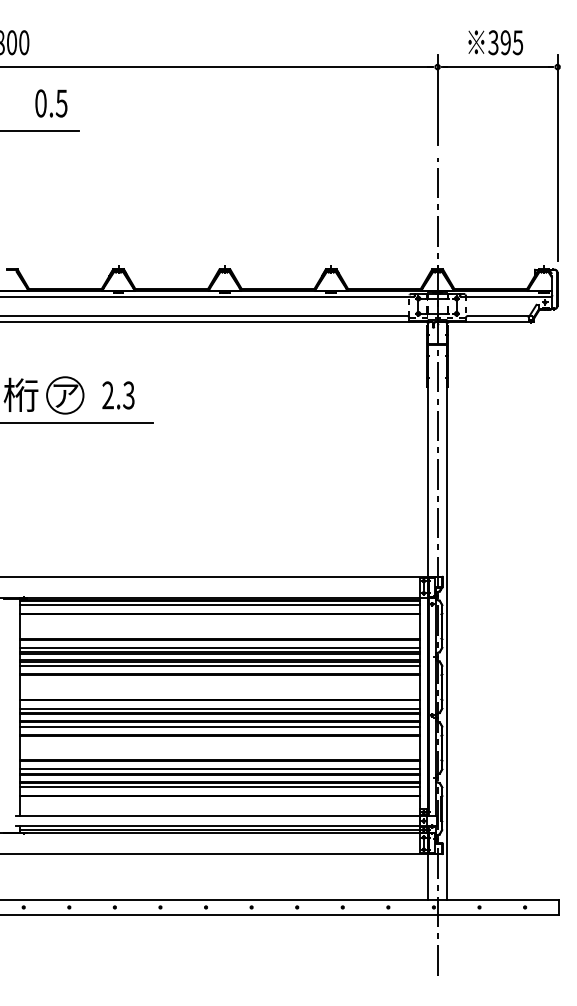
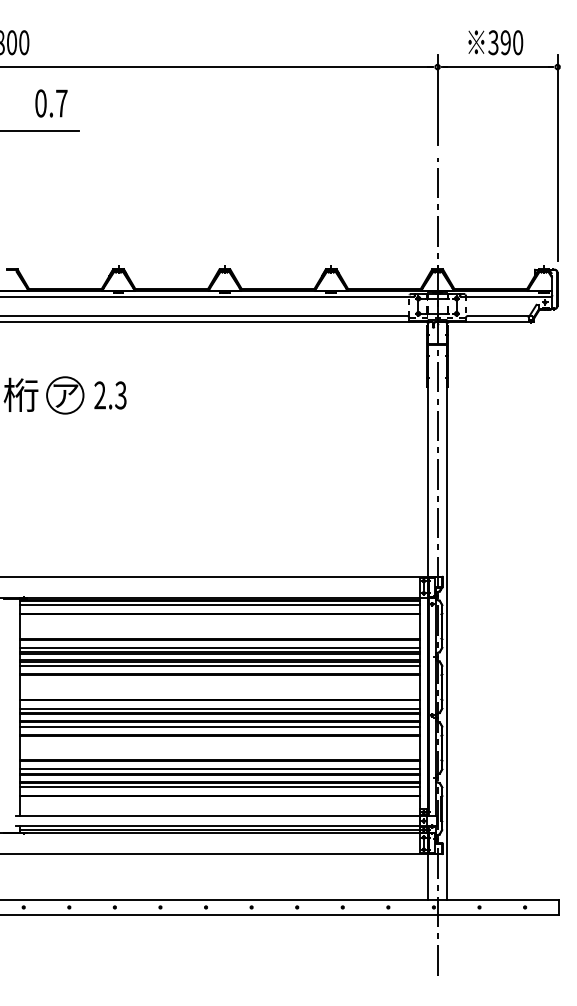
text: 395 -> 390 (517, 42)
text: 0.5 -> 0.7 (61, 103)
text position: (118, 395) -> (110, 395) (110, 395)
line: present -> none (77, 422)
